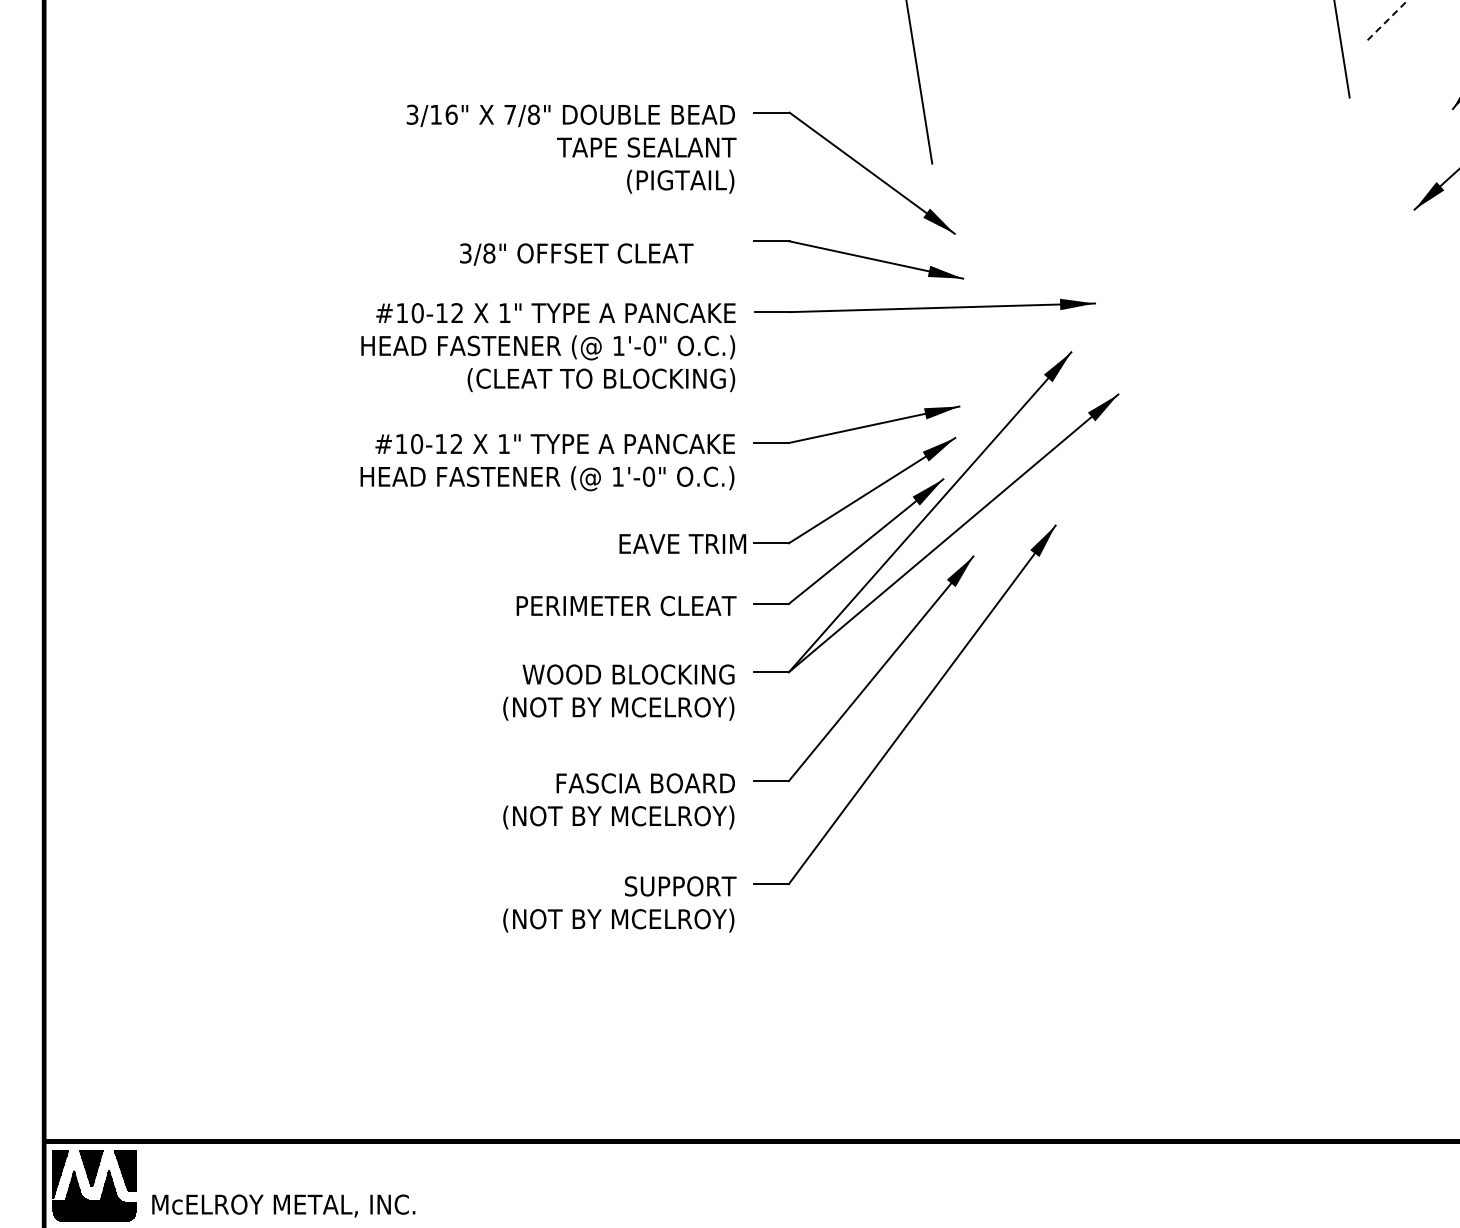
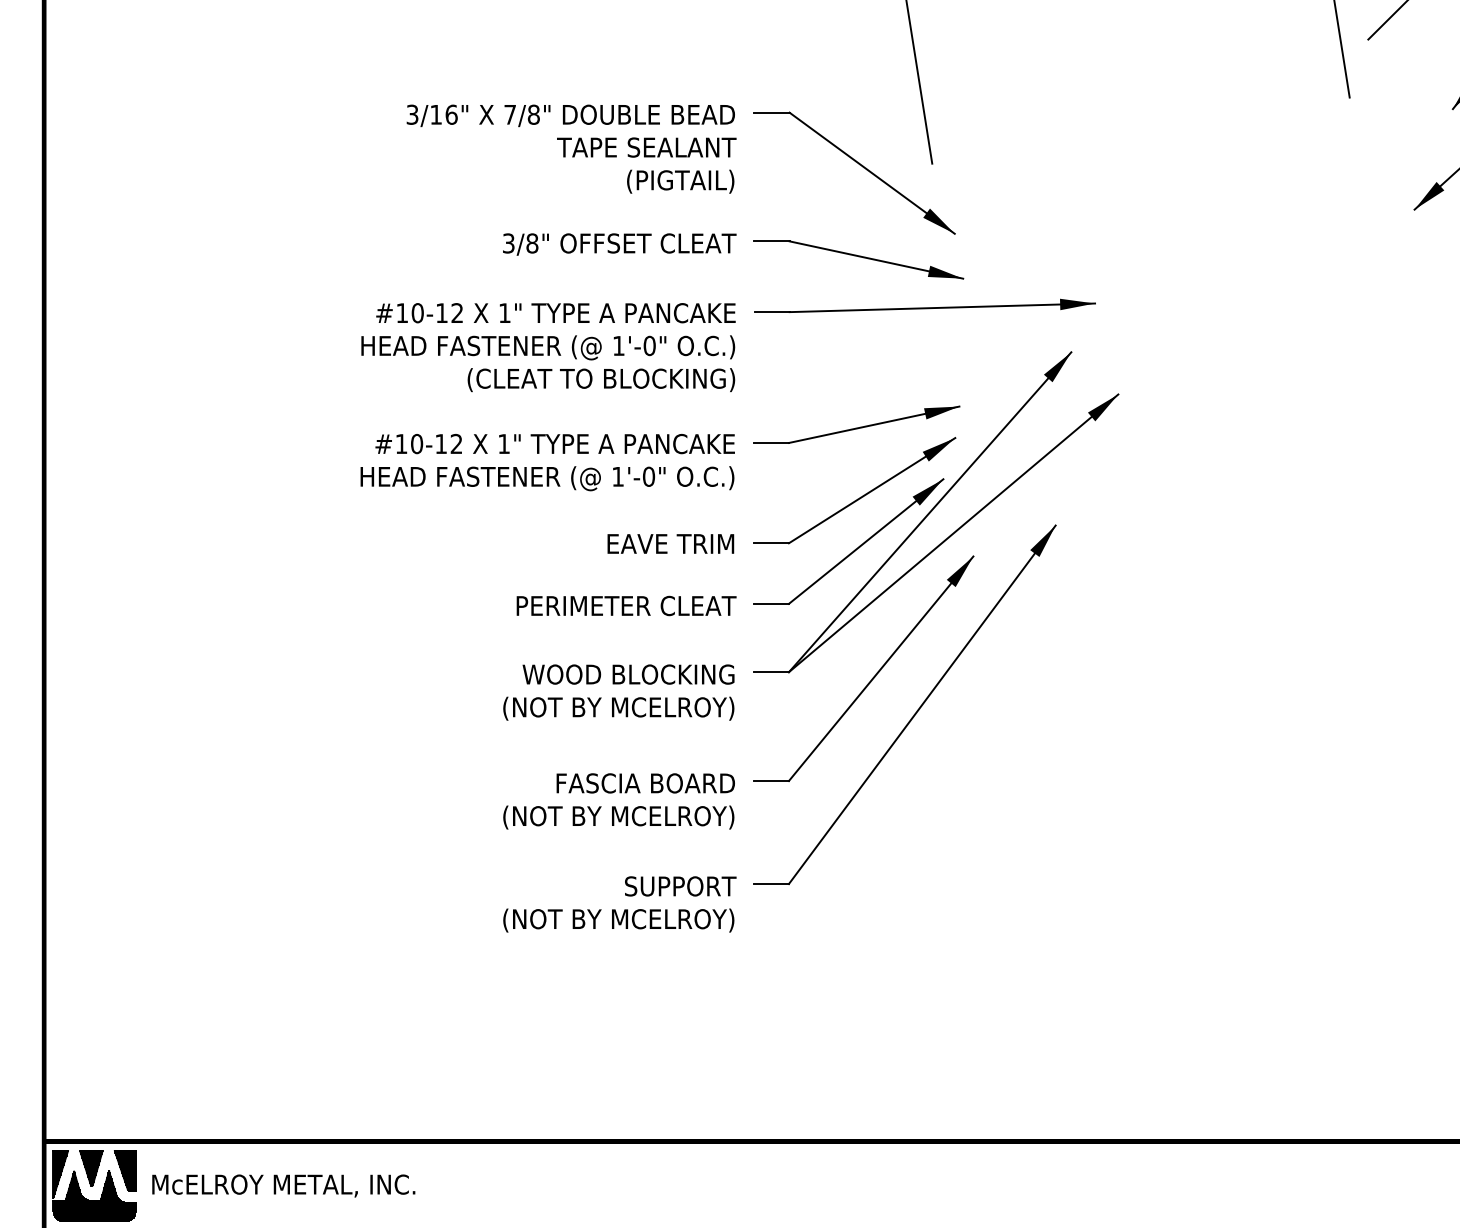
line: dashed -> solid (1388, 19)
text position: (576, 254) -> (619, 244) (619, 244)
text position: (682, 543) -> (670, 543) (670, 543)
text position: (283, 1205) -> (283, 1185) (283, 1185)
